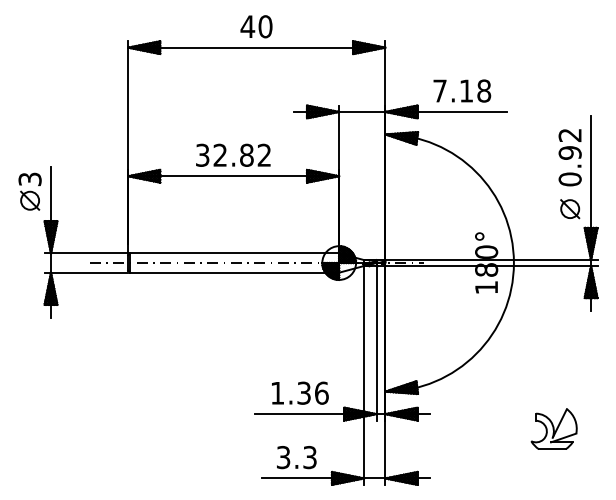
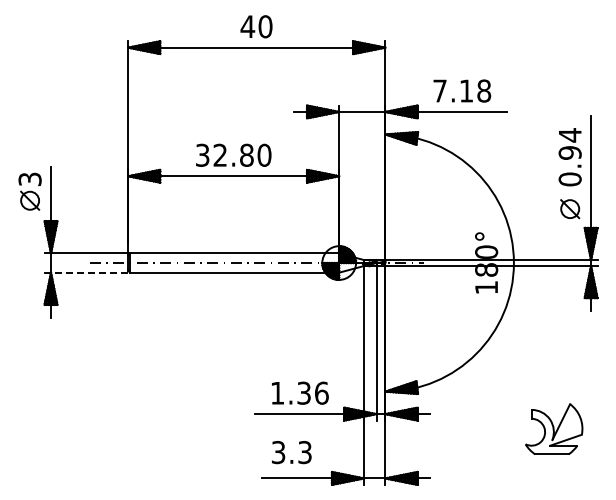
text: 0.92 -> 0.94 (569, 135)
text: 32.82 -> 32.80 (264, 154)
line: solid -> dashed (89, 272)
part size: 48x42 px -> 59x52 px (554, 428)
text position: (296, 457) -> (291, 452) (291, 452)
